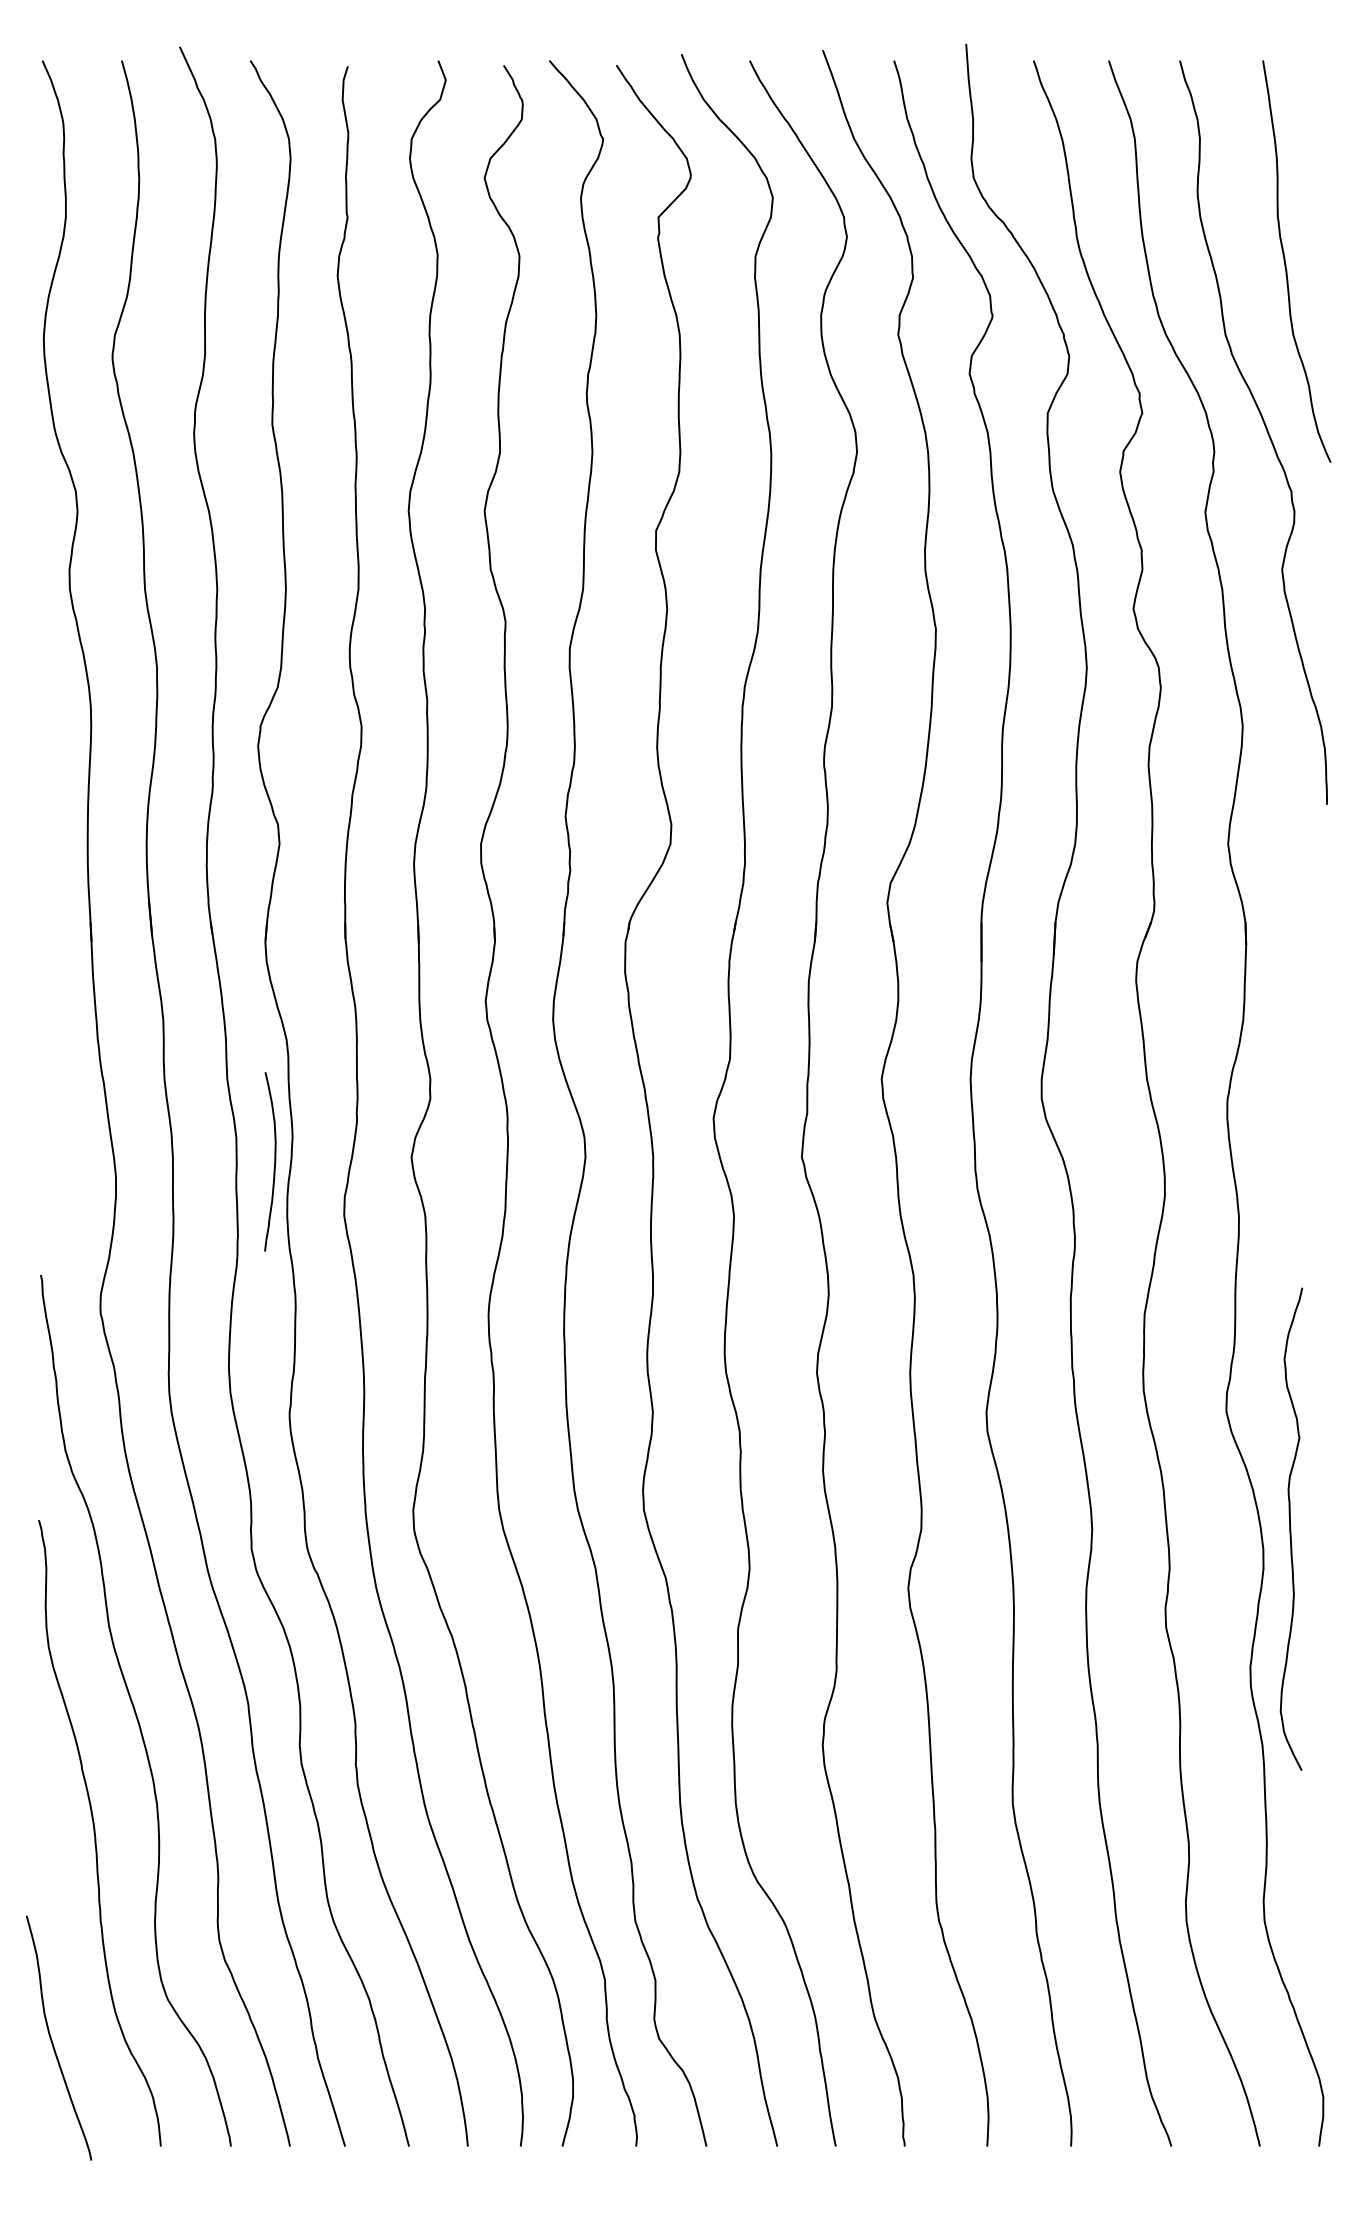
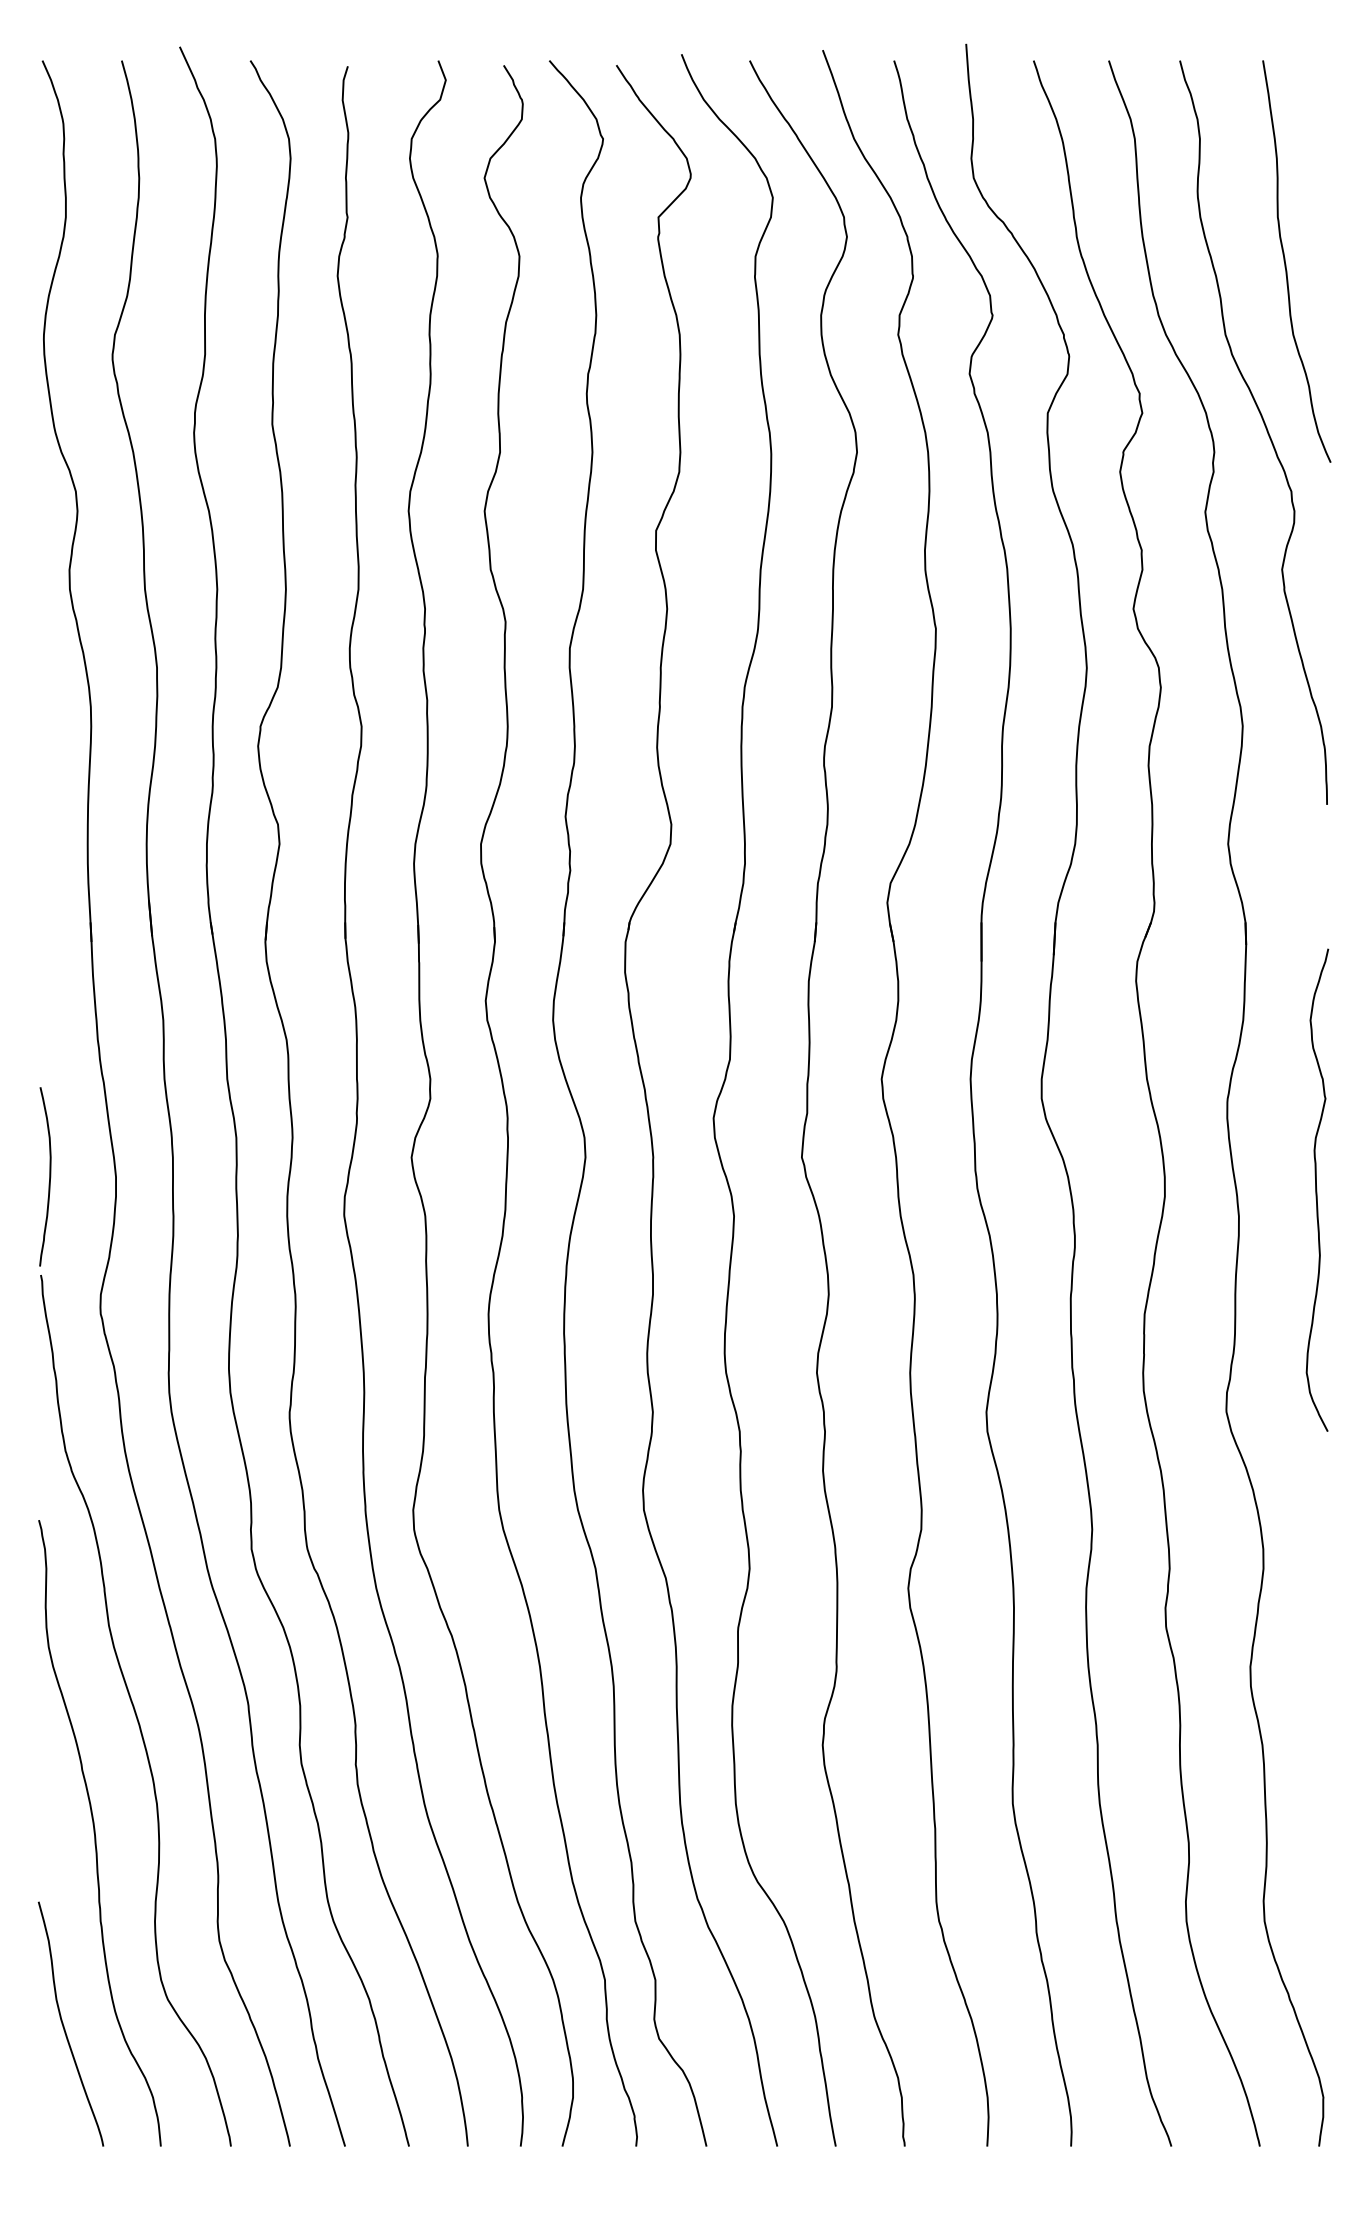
curve position: (274, 1161) -> (49, 1176) (49, 1176)
curve position: (1291, 1528) -> (1317, 1189) (1317, 1189)
curve position: (52, 2039) -> (64, 2025) (64, 2025)
